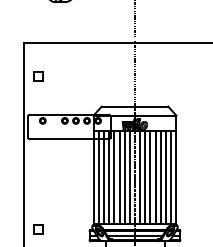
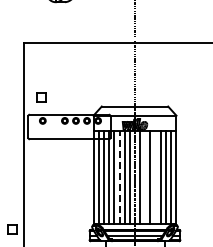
part position: (38, 76) -> (41, 97) (41, 97)
line: solid -> dashed (119, 177)
line: present -> none (145, 177)
line: present -> none (155, 177)
part position: (38, 229) -> (12, 229) (12, 229)
